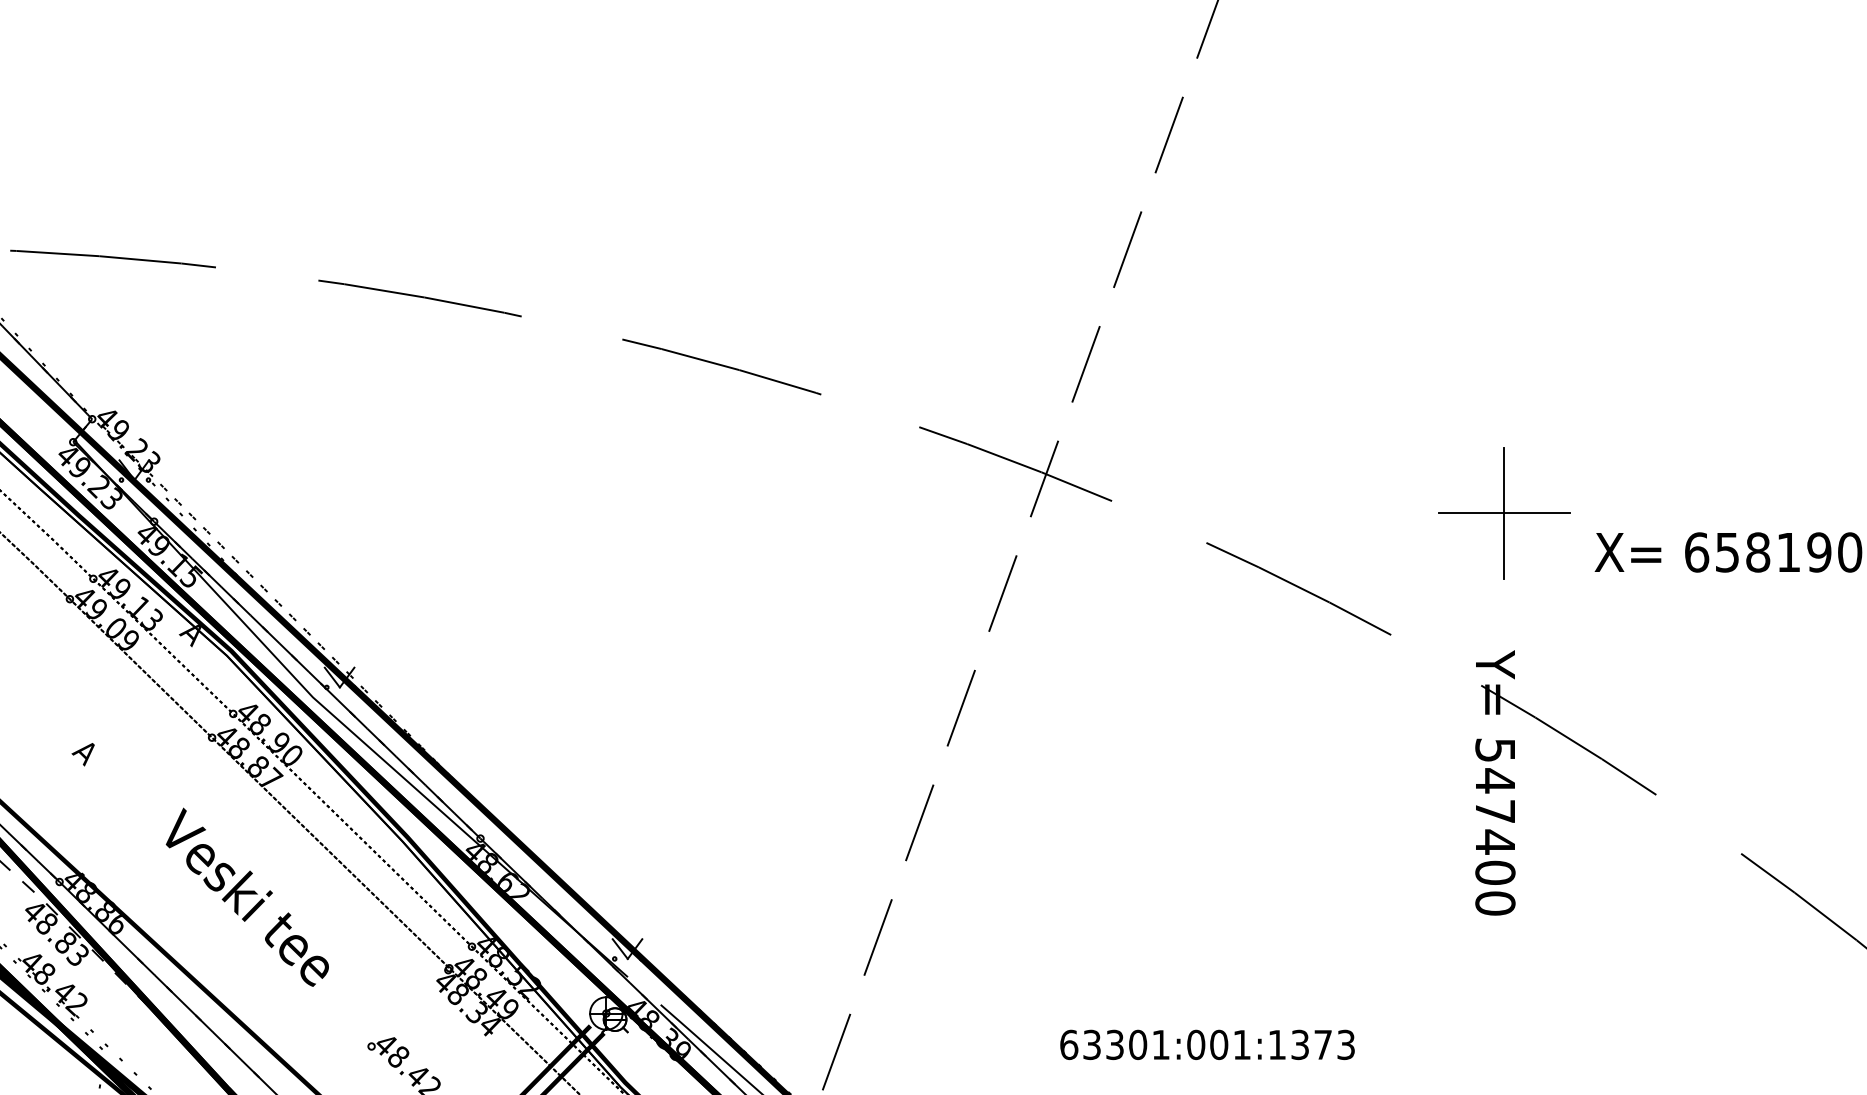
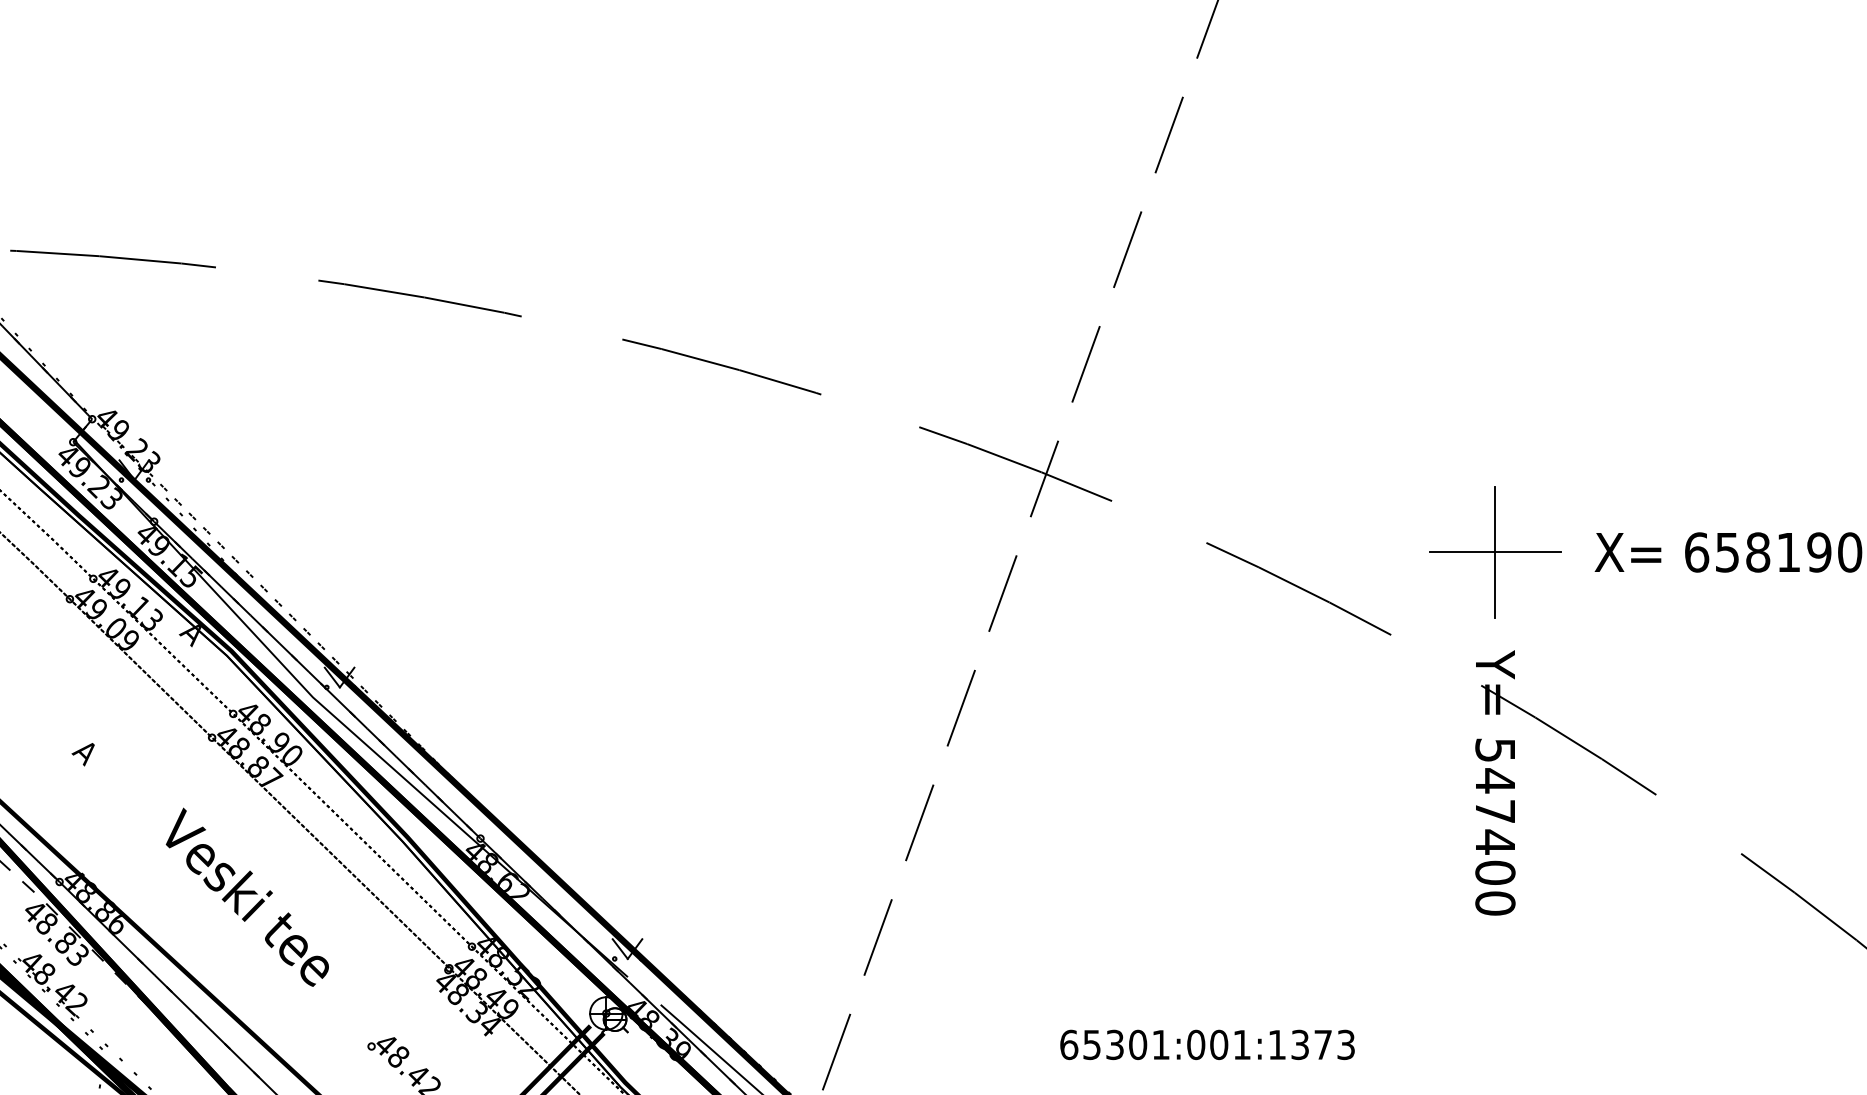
part position: (1504, 513) -> (1495, 552) (1495, 552)
text: 63301:001:1373 -> 65301:001:1373 (1092, 1044)
